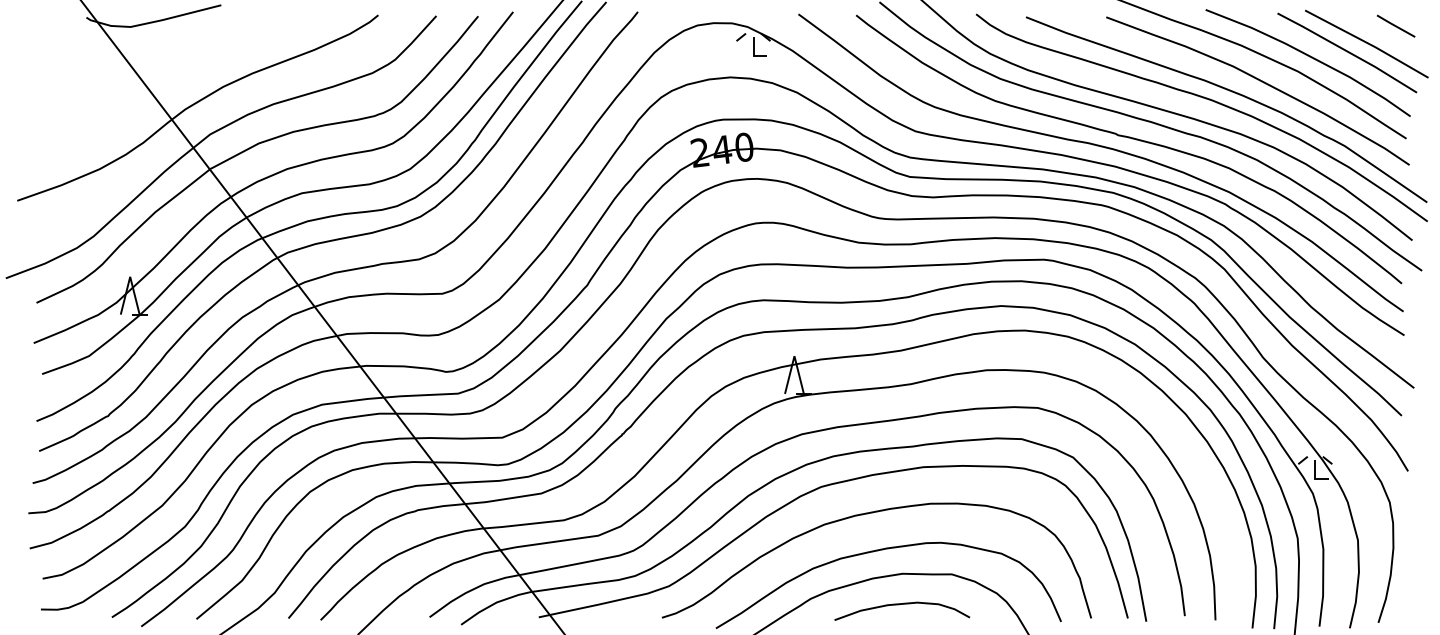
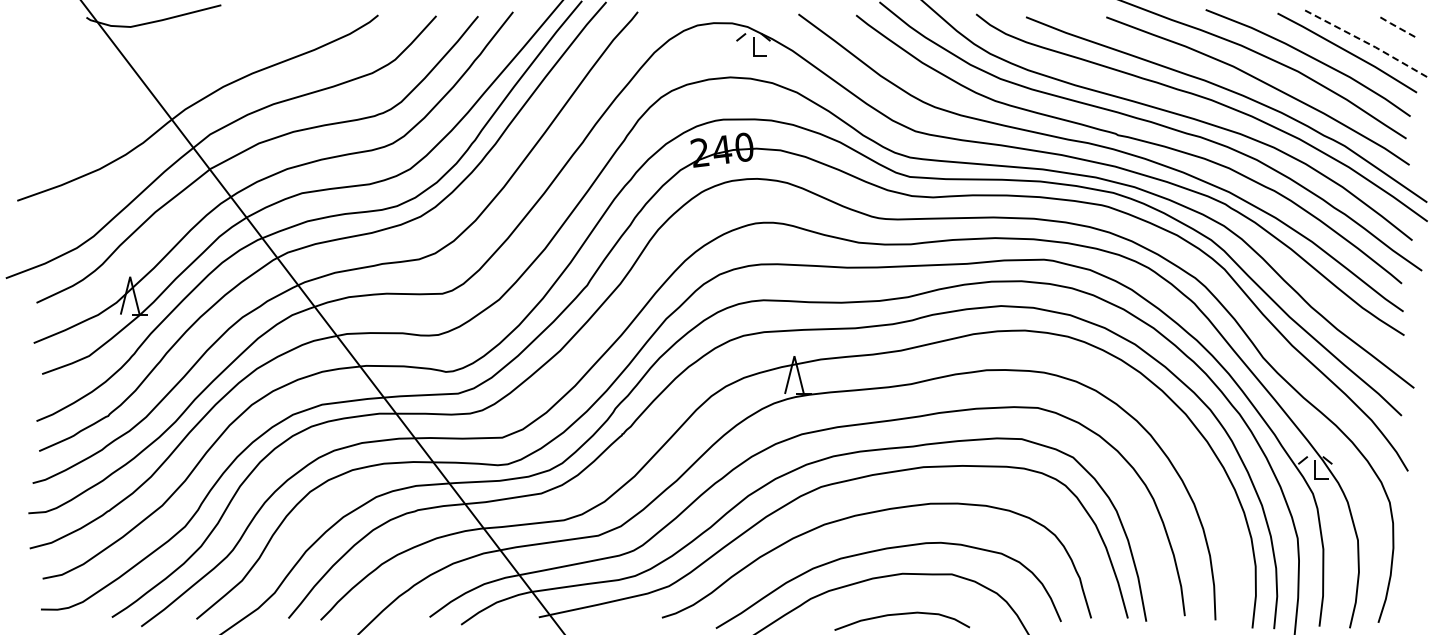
line: solid -> dashed (1395, 26)
line: solid -> dashed (1367, 43)
curve position: (899, 605) -> (899, 615) (899, 615)
